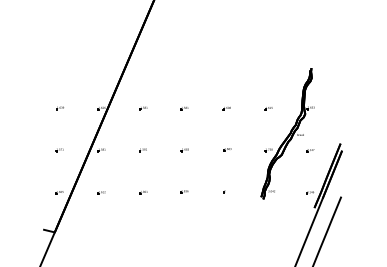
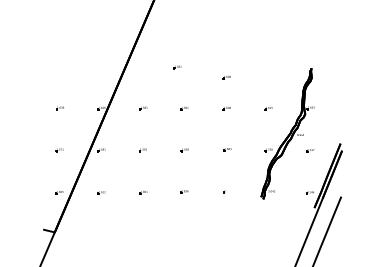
part: none -> present (177, 67)
part: none -> present (226, 77)
